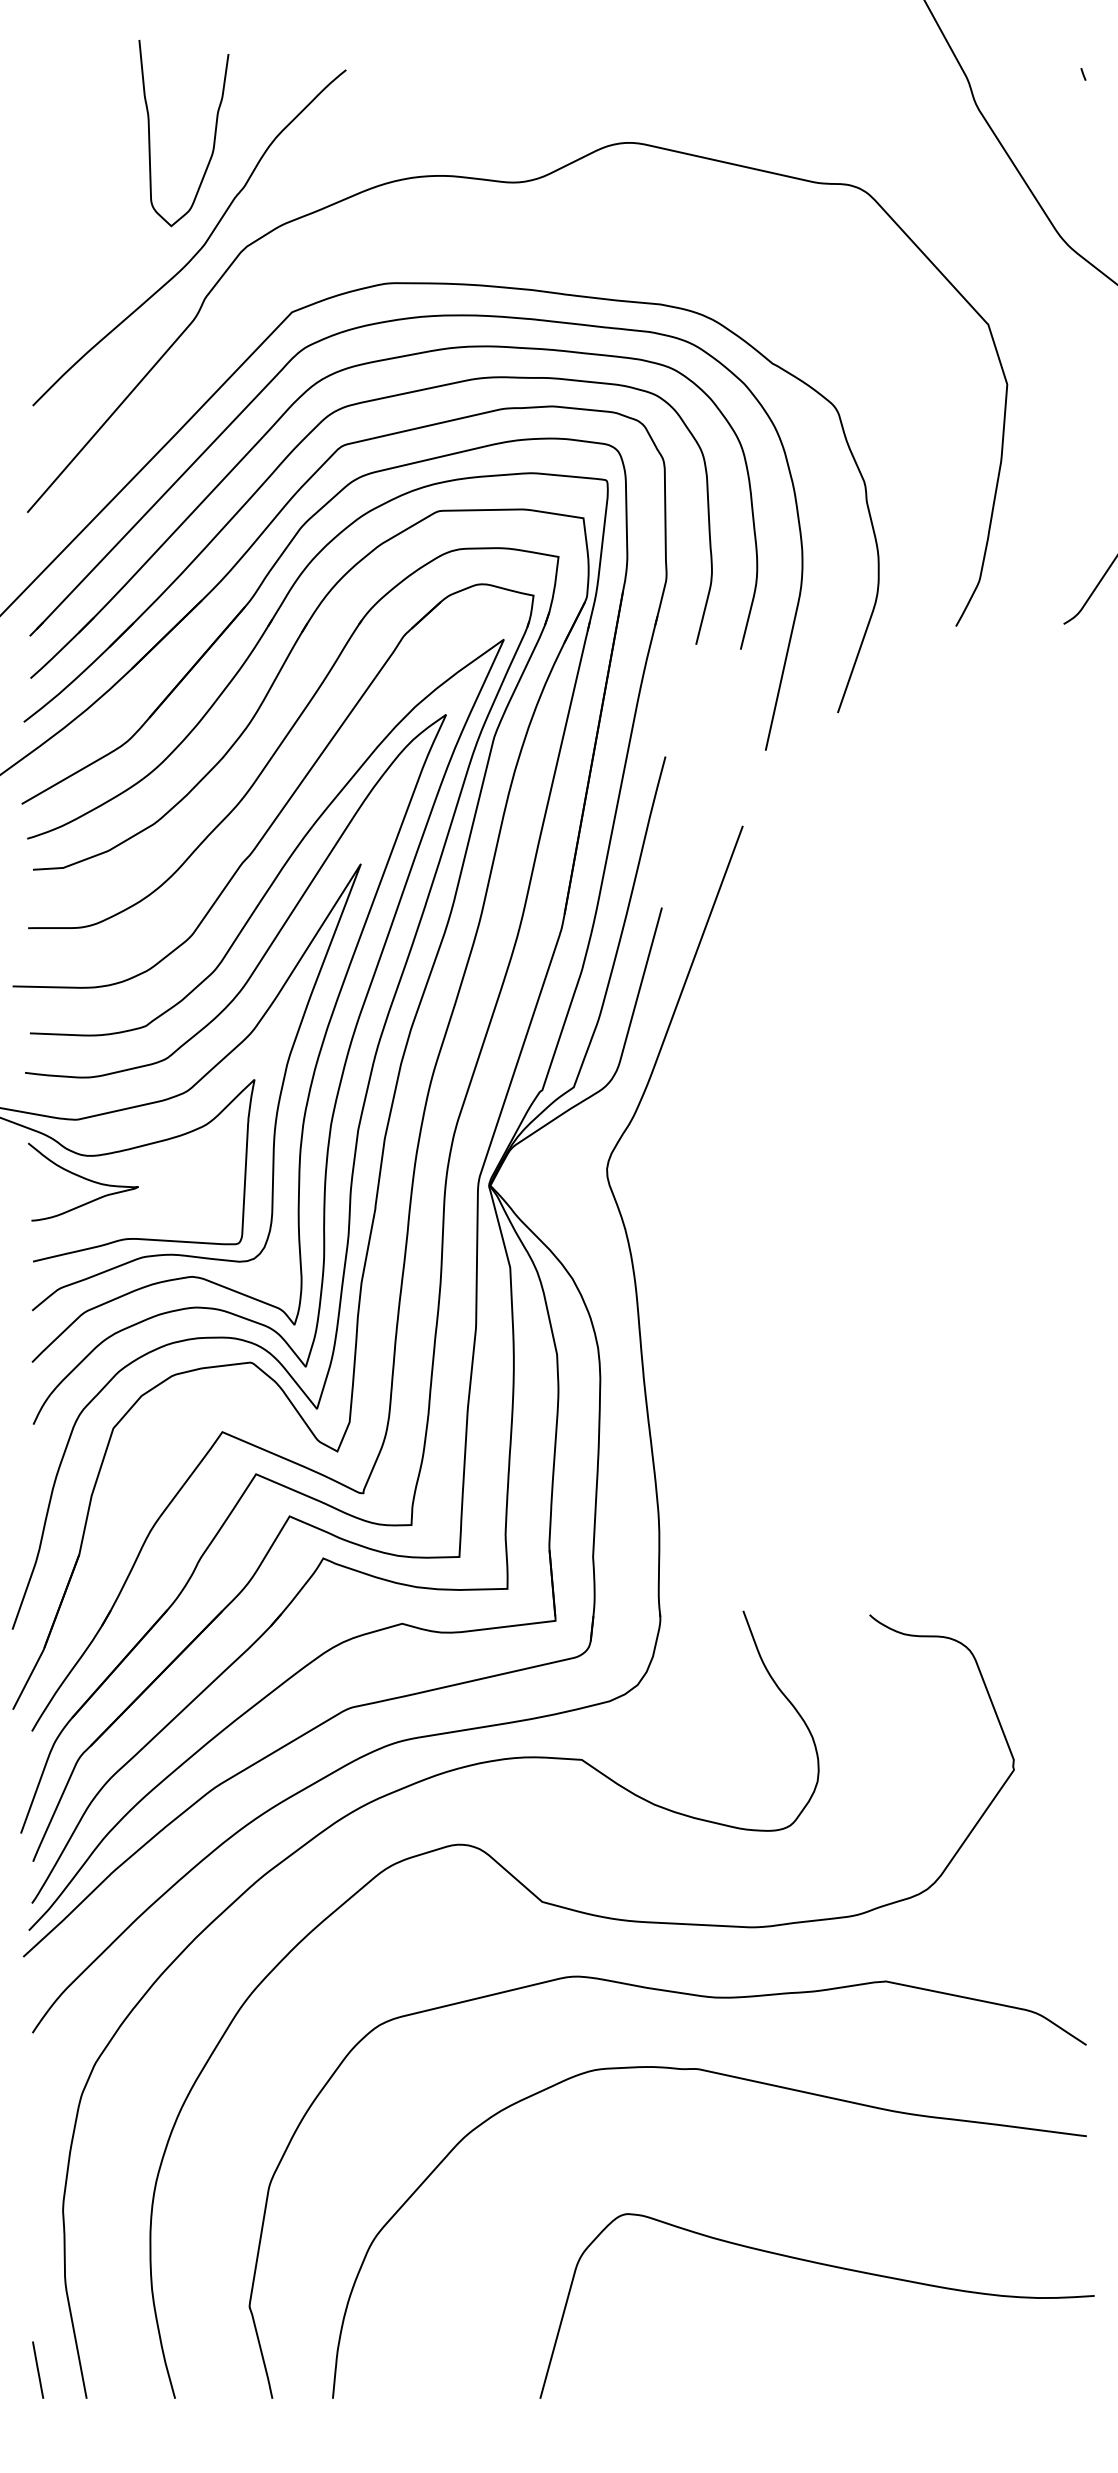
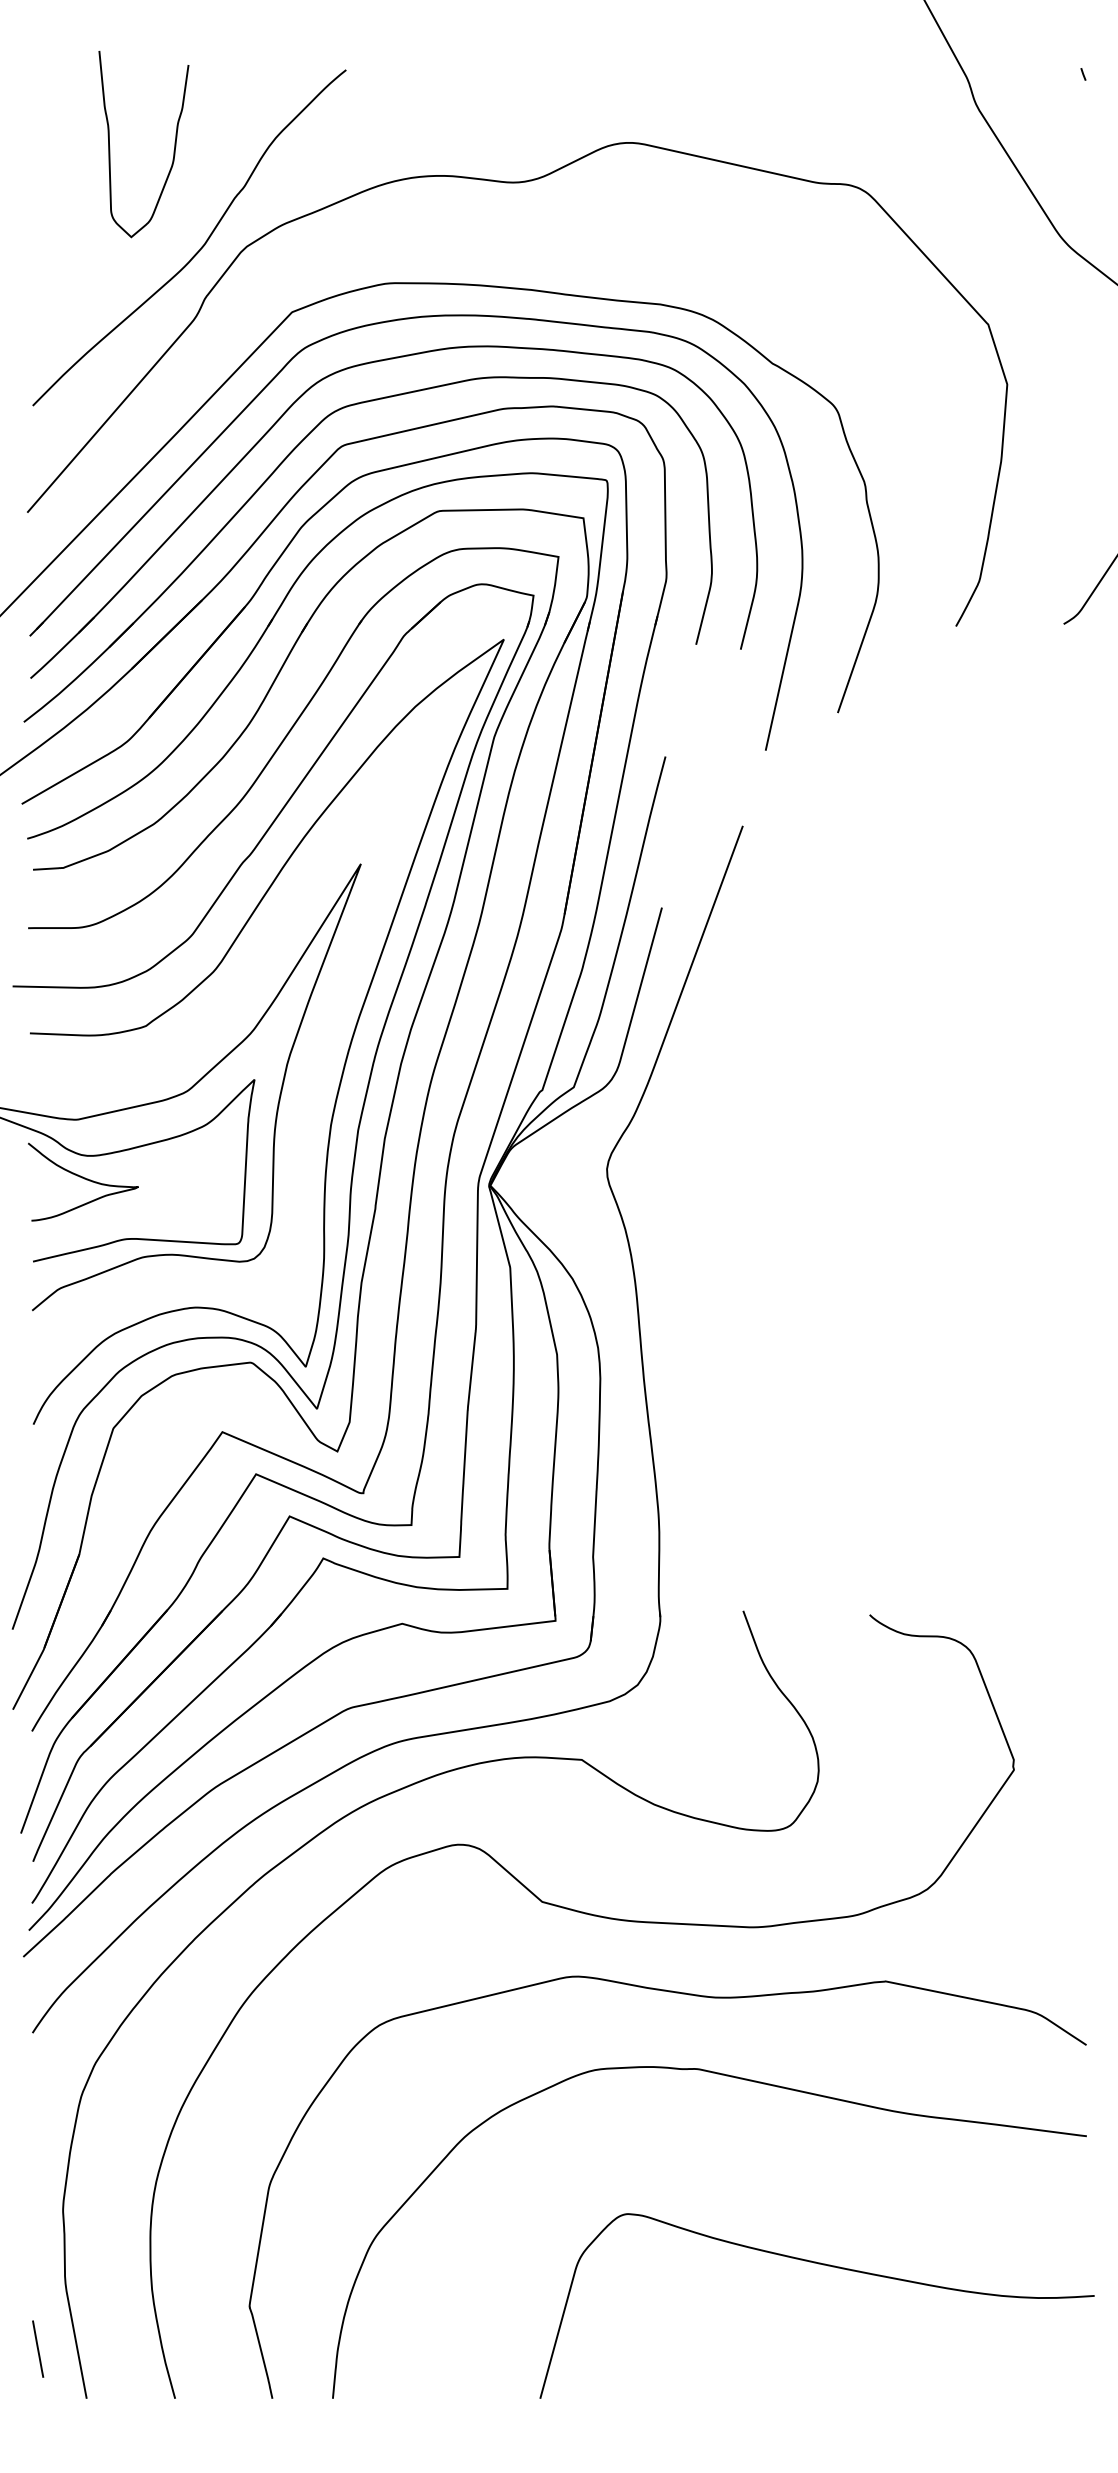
curve position: (213, 139) -> (173, 150) (173, 150)
curve: present -> none (216, 1018)
line position: (38, 2369) -> (38, 2348) (38, 2348)
